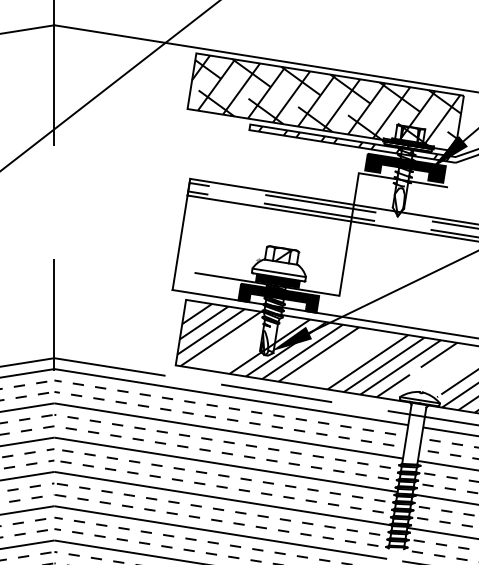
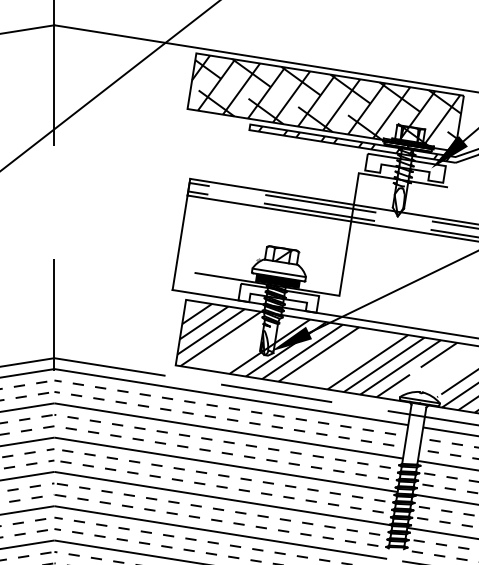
fill: present -> none (405, 167)
fill: present -> none (278, 297)
